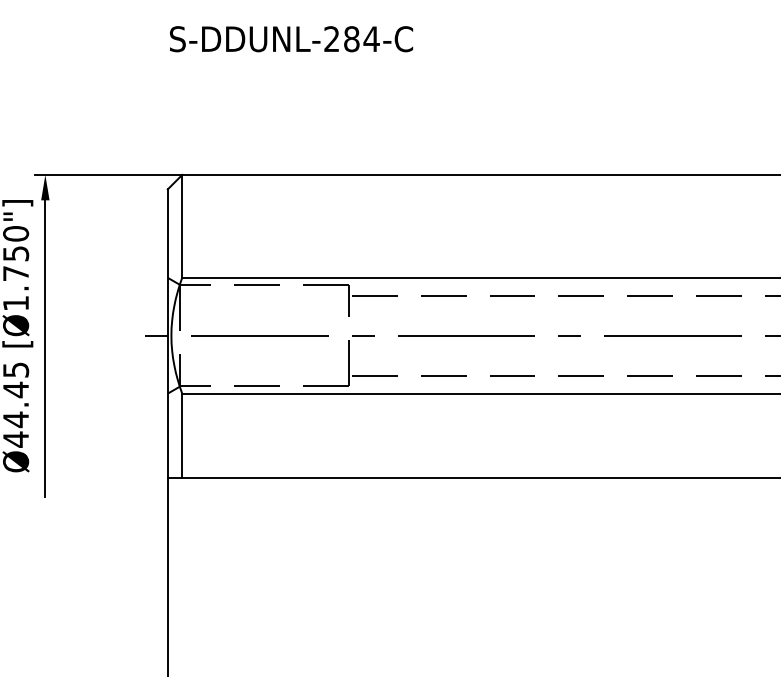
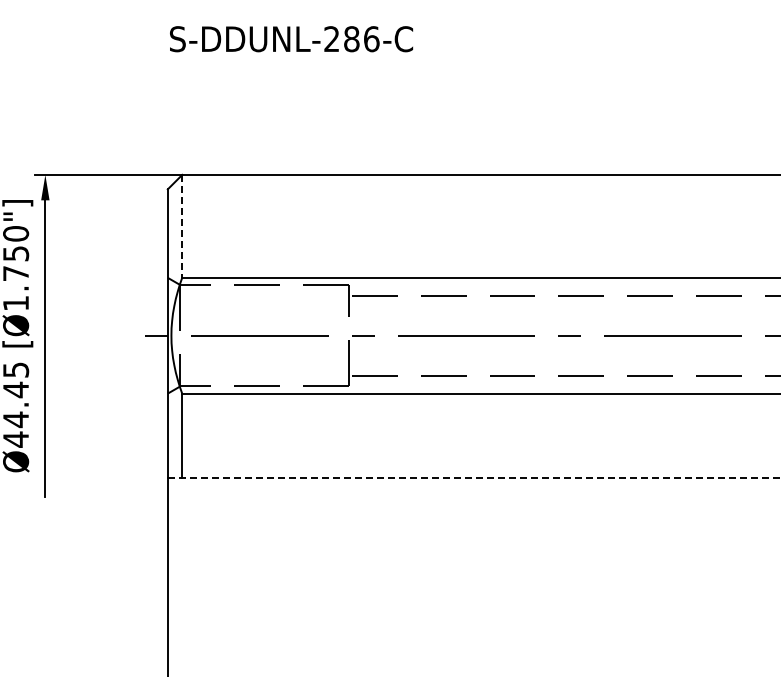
text: S-DDUNL-284-C -> S-DDUNL-286-C (371, 39)
line: solid -> dashed (182, 226)
line: solid -> dashed (474, 478)
